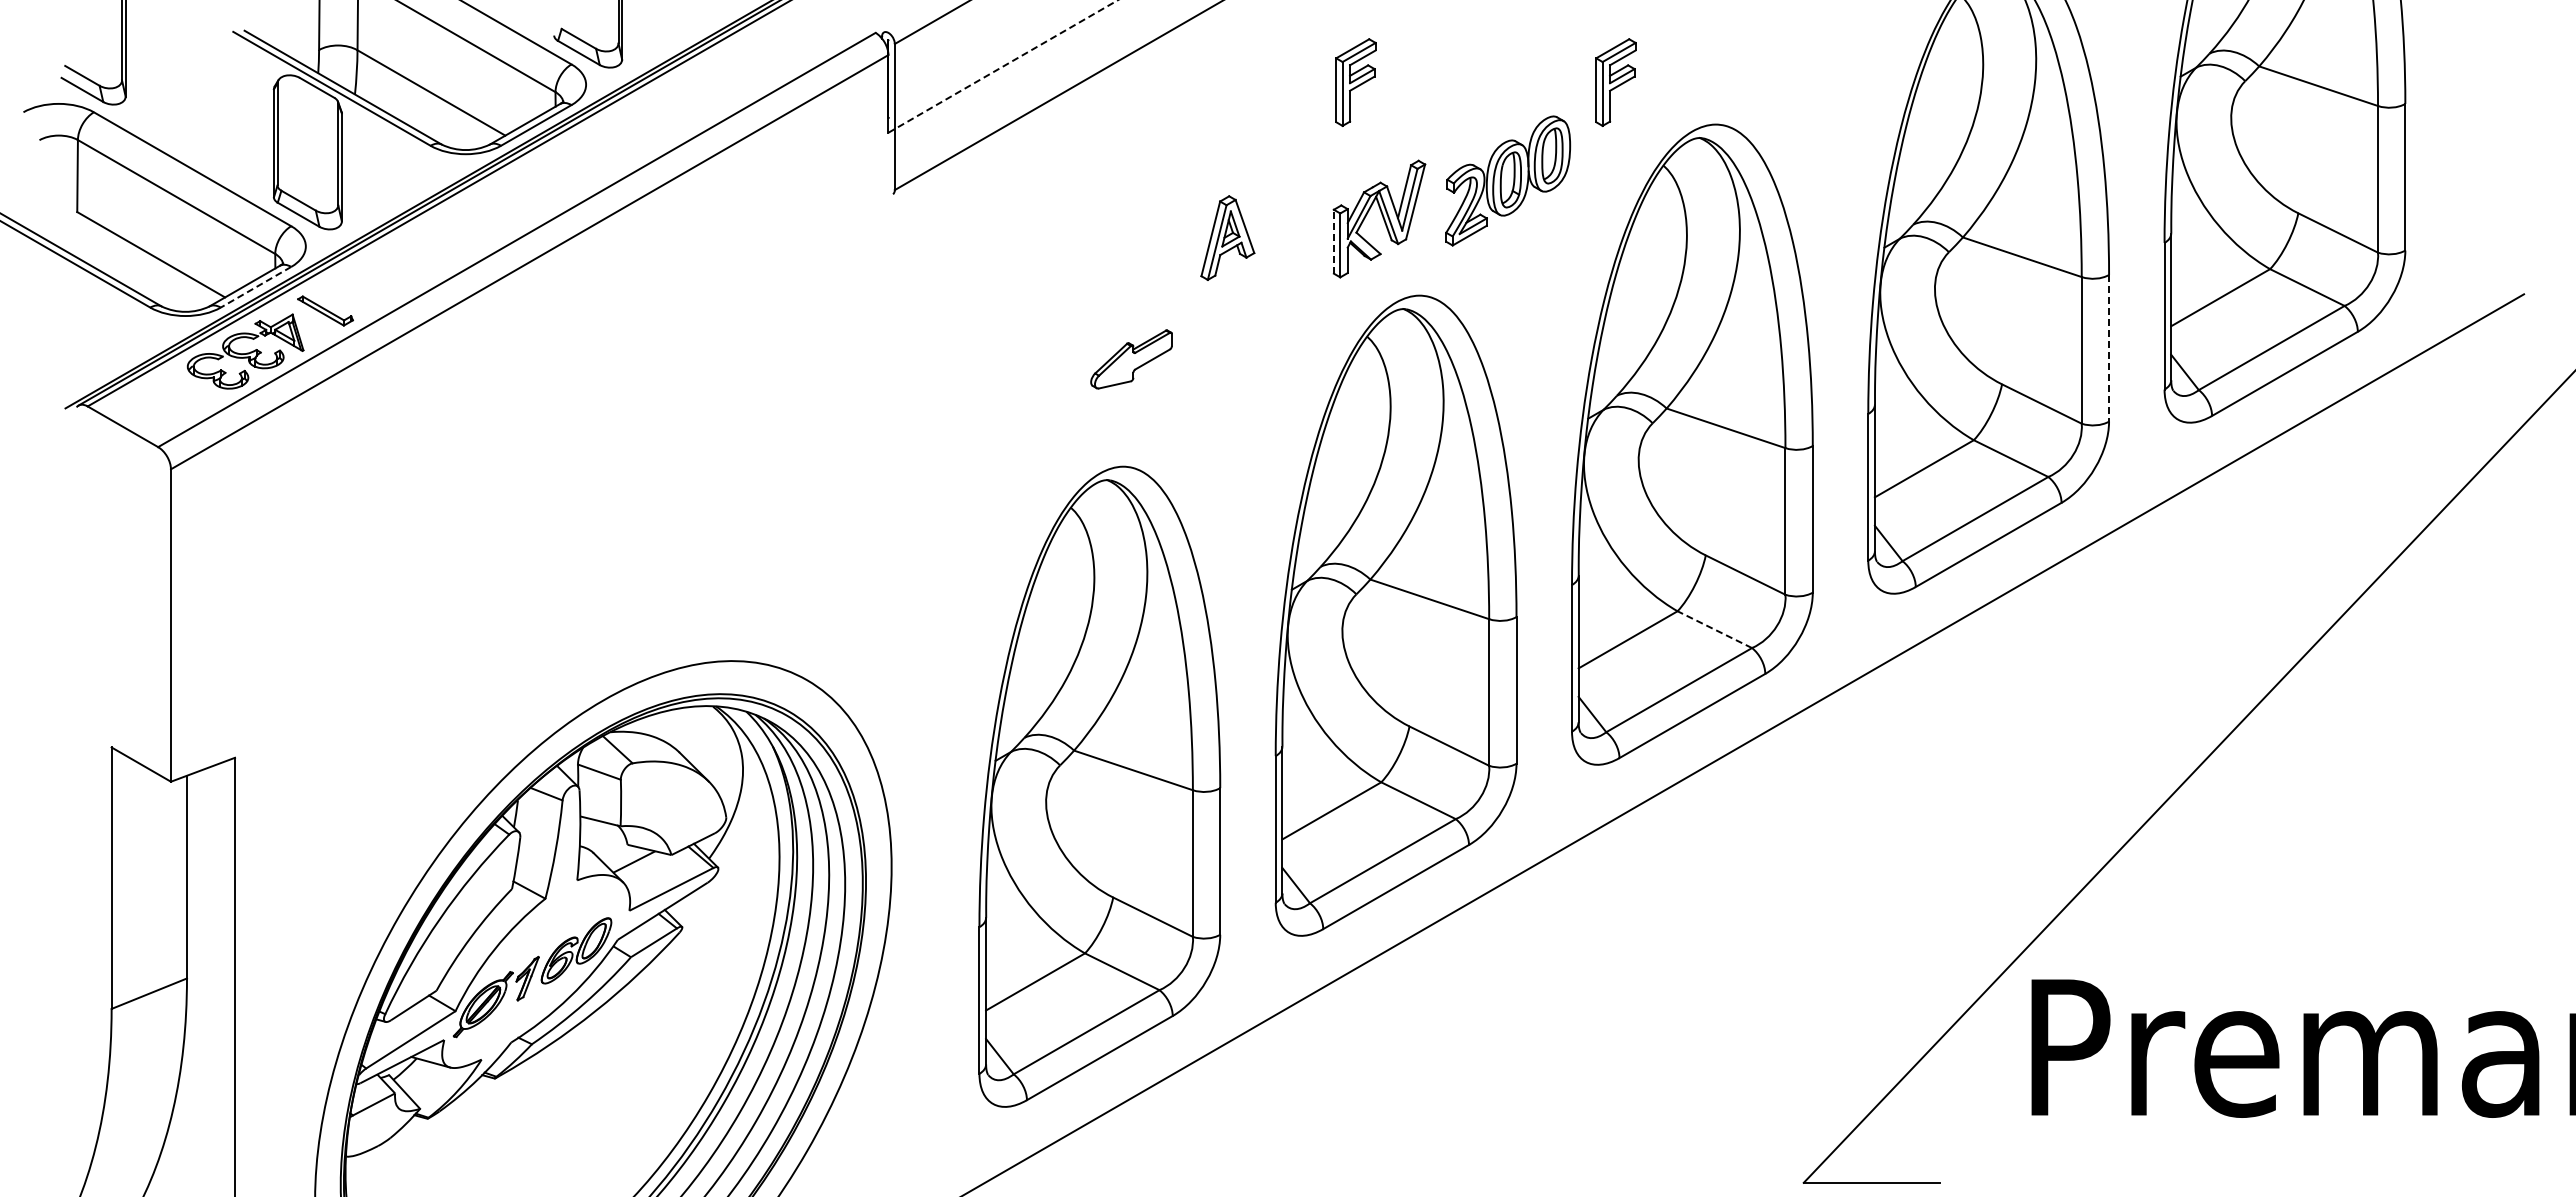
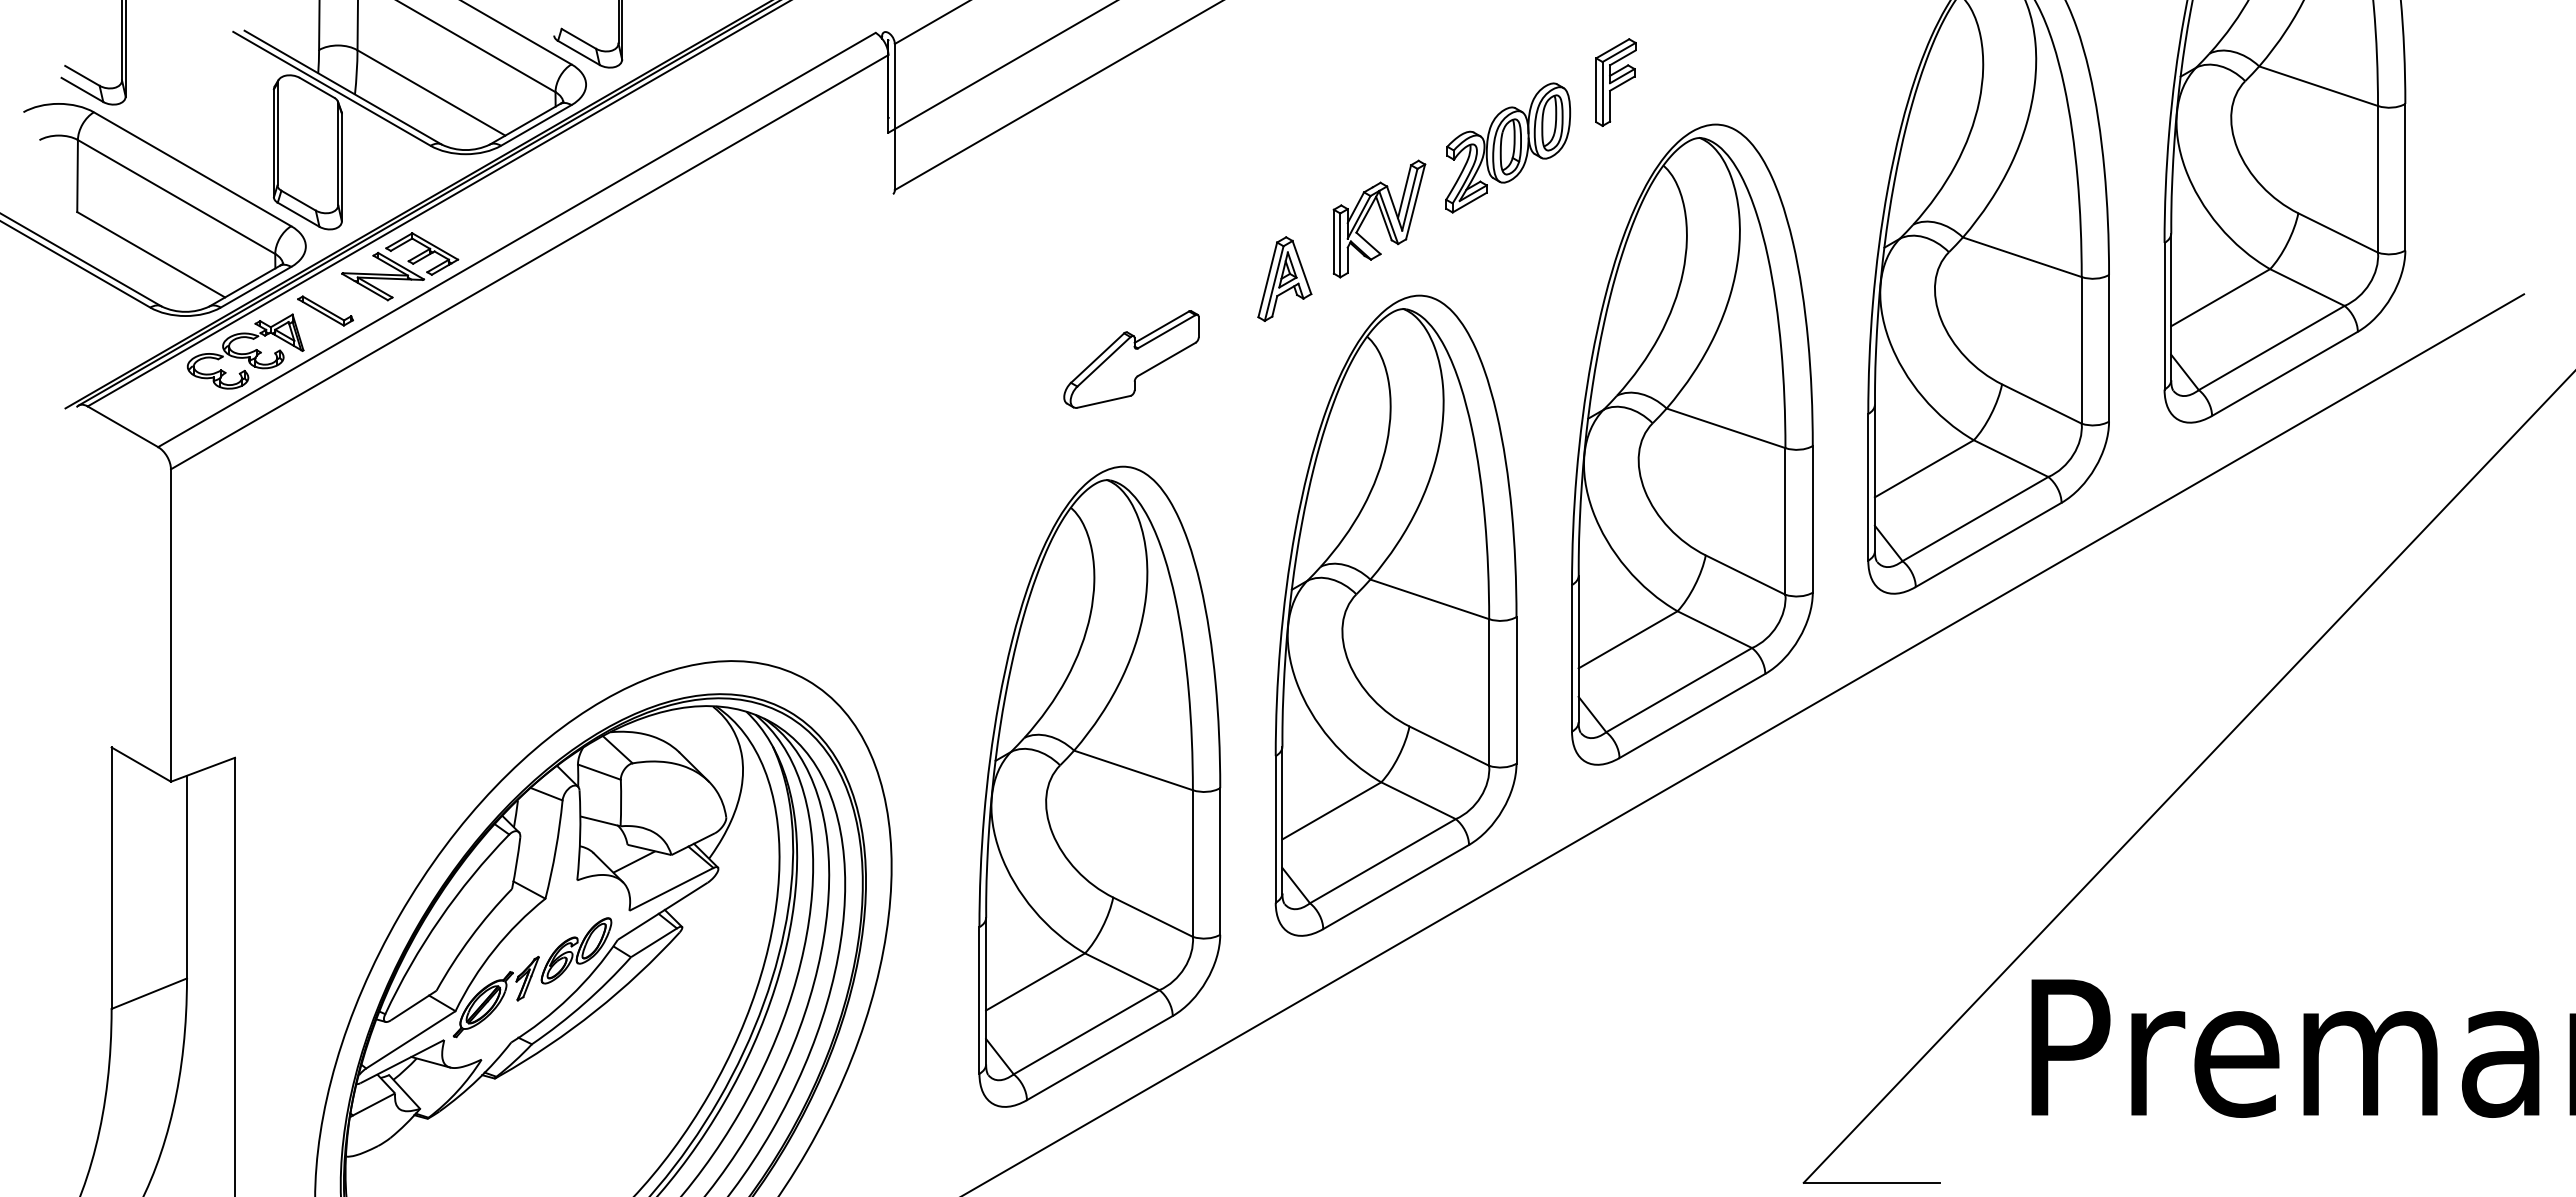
line: dashed -> solid (1003, 66)
part: present -> none (1355, 82)
part position: (1508, 180) -> (1508, 147) (1508, 147)
part position: (1227, 237) -> (1284, 278) (1284, 278)
line: dashed -> solid (1333, 241)
part: none -> present (400, 266)
line: dashed -> solid (256, 287)
line: dashed -> solid (2109, 348)
part size: 83x61 px -> 137x99 px (1131, 359)
line: dashed -> solid (1714, 629)
